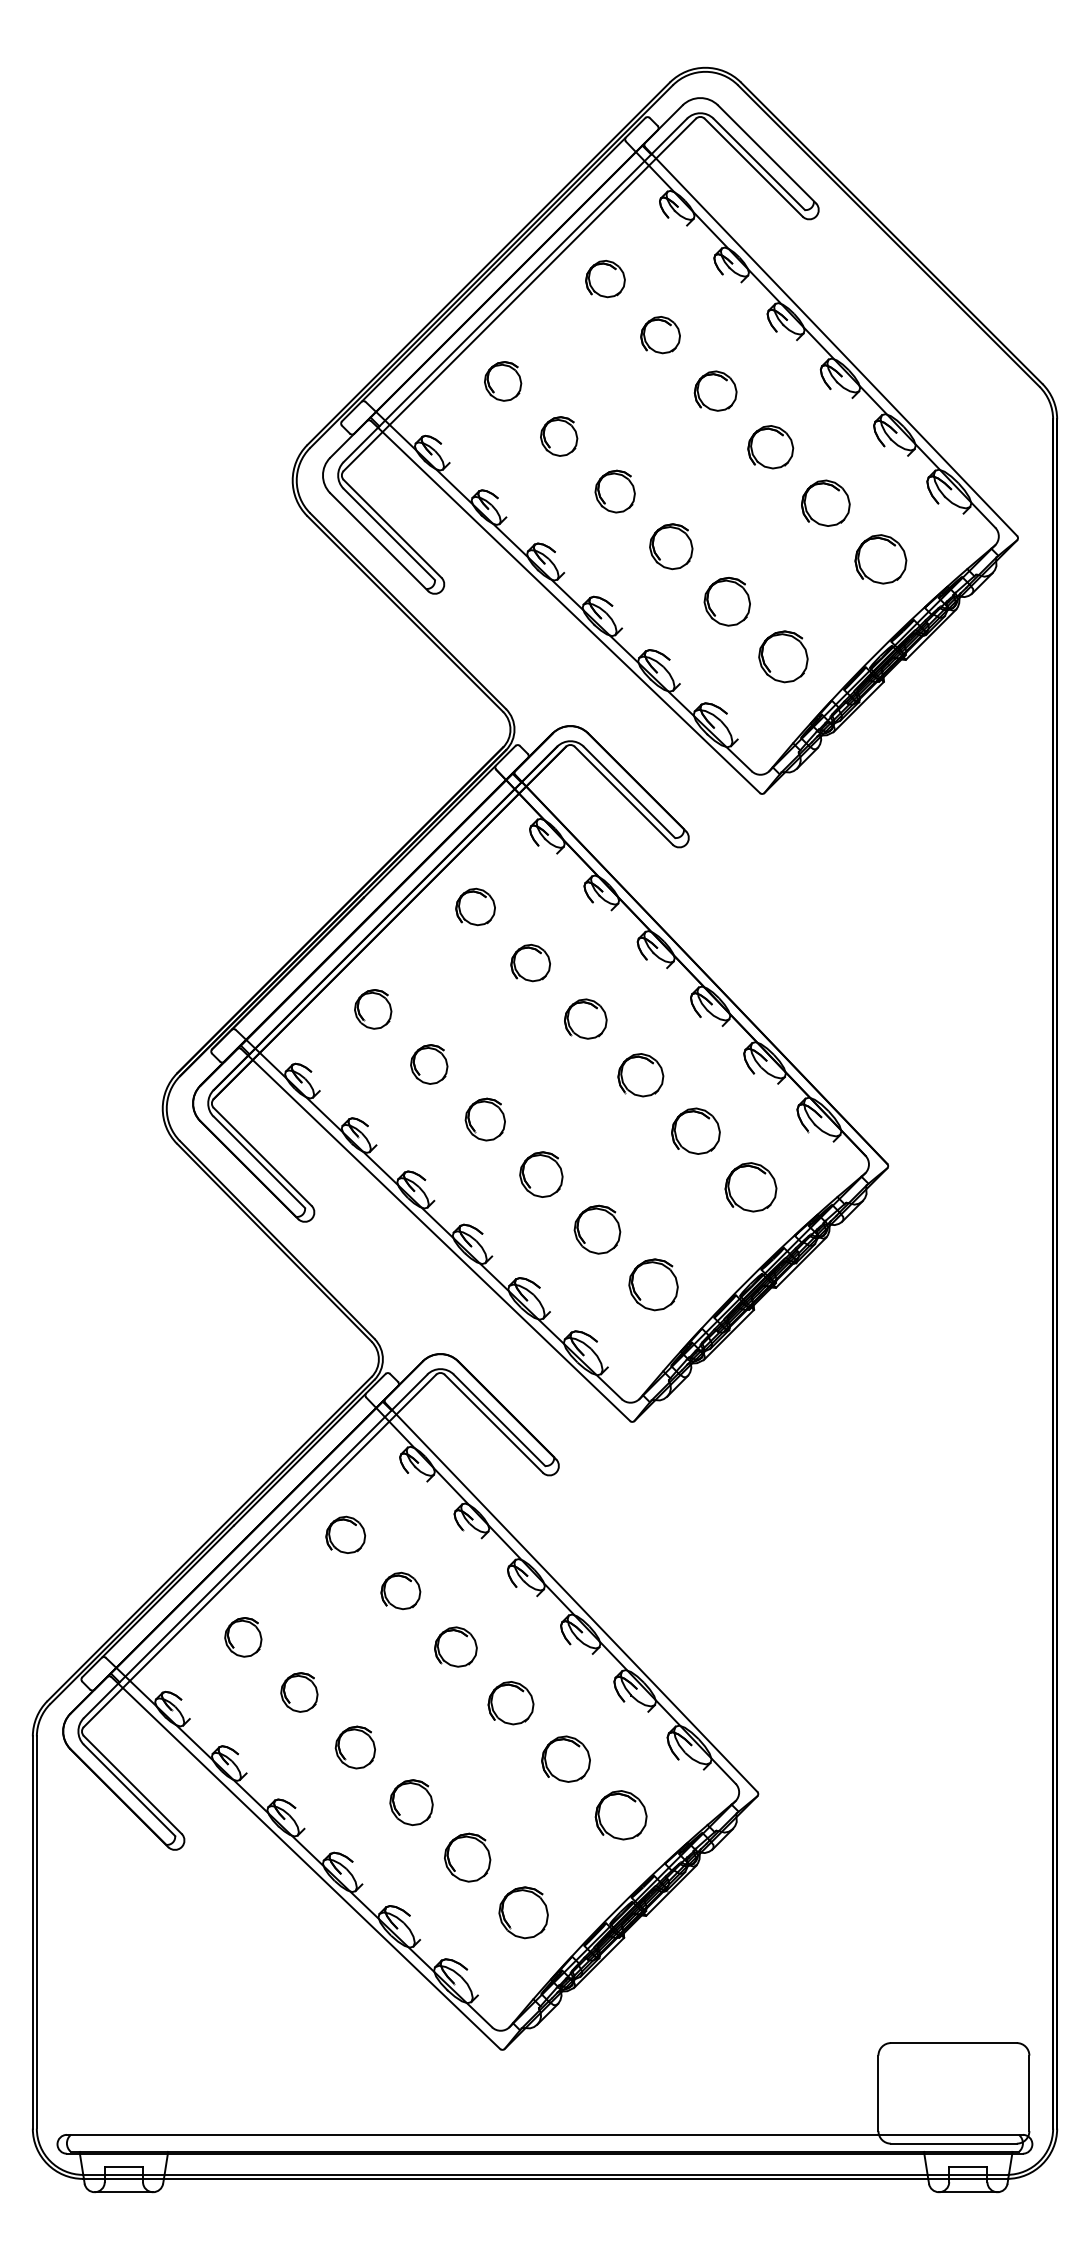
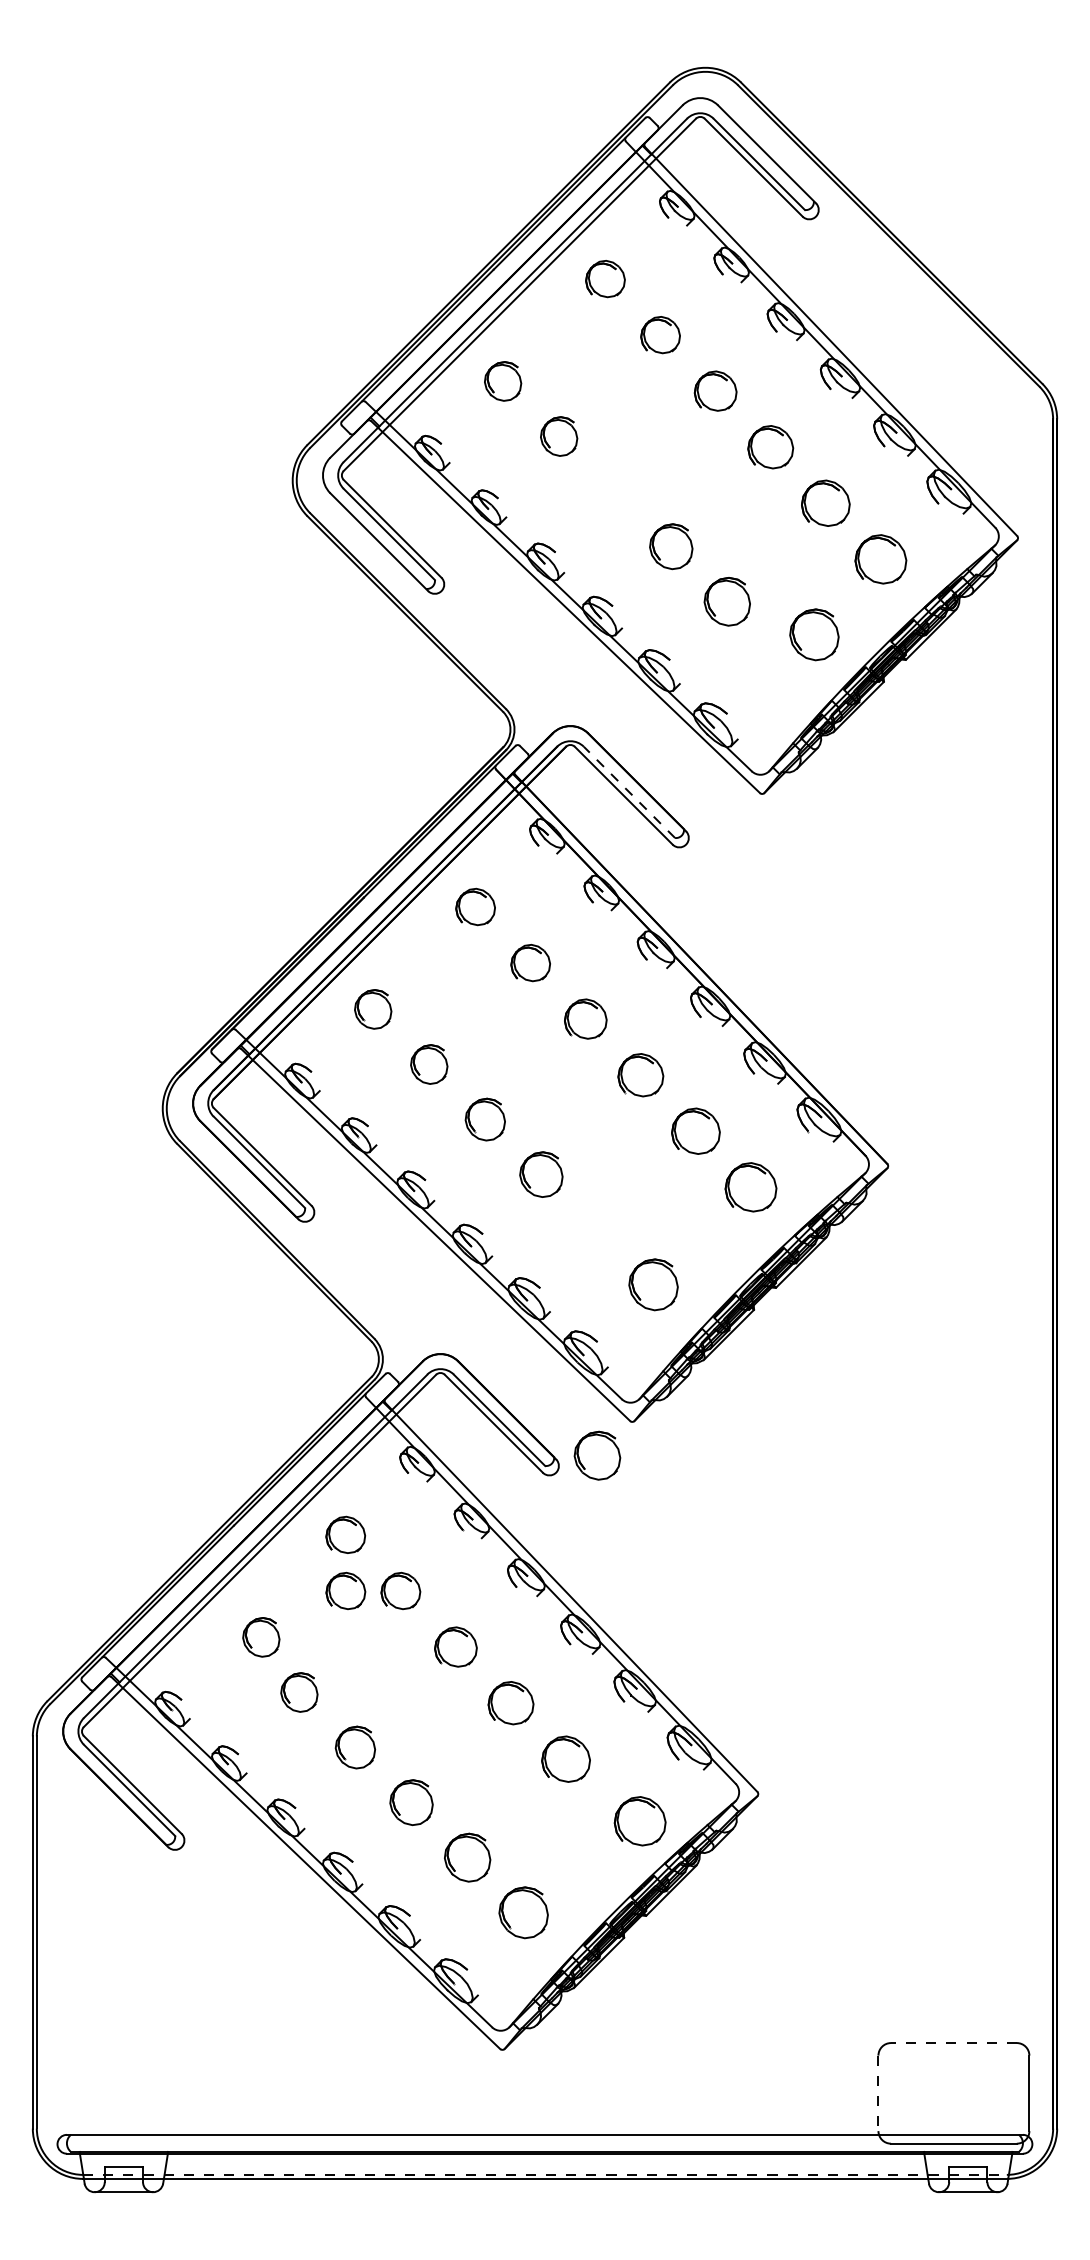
part: present -> none (614, 491)
part position: (783, 656) -> (814, 634) (814, 634)
line: solid -> dashed (629, 792)
part position: (597, 1229) -> (597, 1455) (597, 1455)
part: none -> present (345, 1590)
part position: (243, 1637) -> (261, 1637) (261, 1637)
part position: (620, 1815) -> (639, 1821) (639, 1821)
line: solid -> dashed (953, 2043)
line: solid -> dashed (878, 2093)
line: solid -> dashed (544, 2174)
